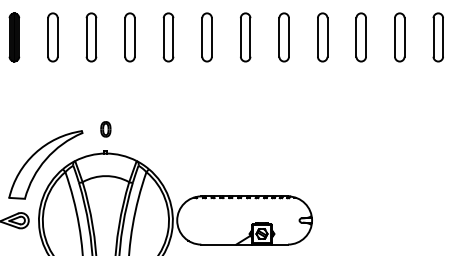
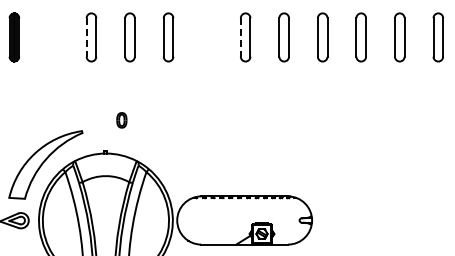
part: present -> none (52, 37)
line: solid -> dashed (86, 37)
part: present -> none (206, 37)
line: solid -> dashed (240, 37)
part position: (105, 129) -> (121, 120) (121, 120)
